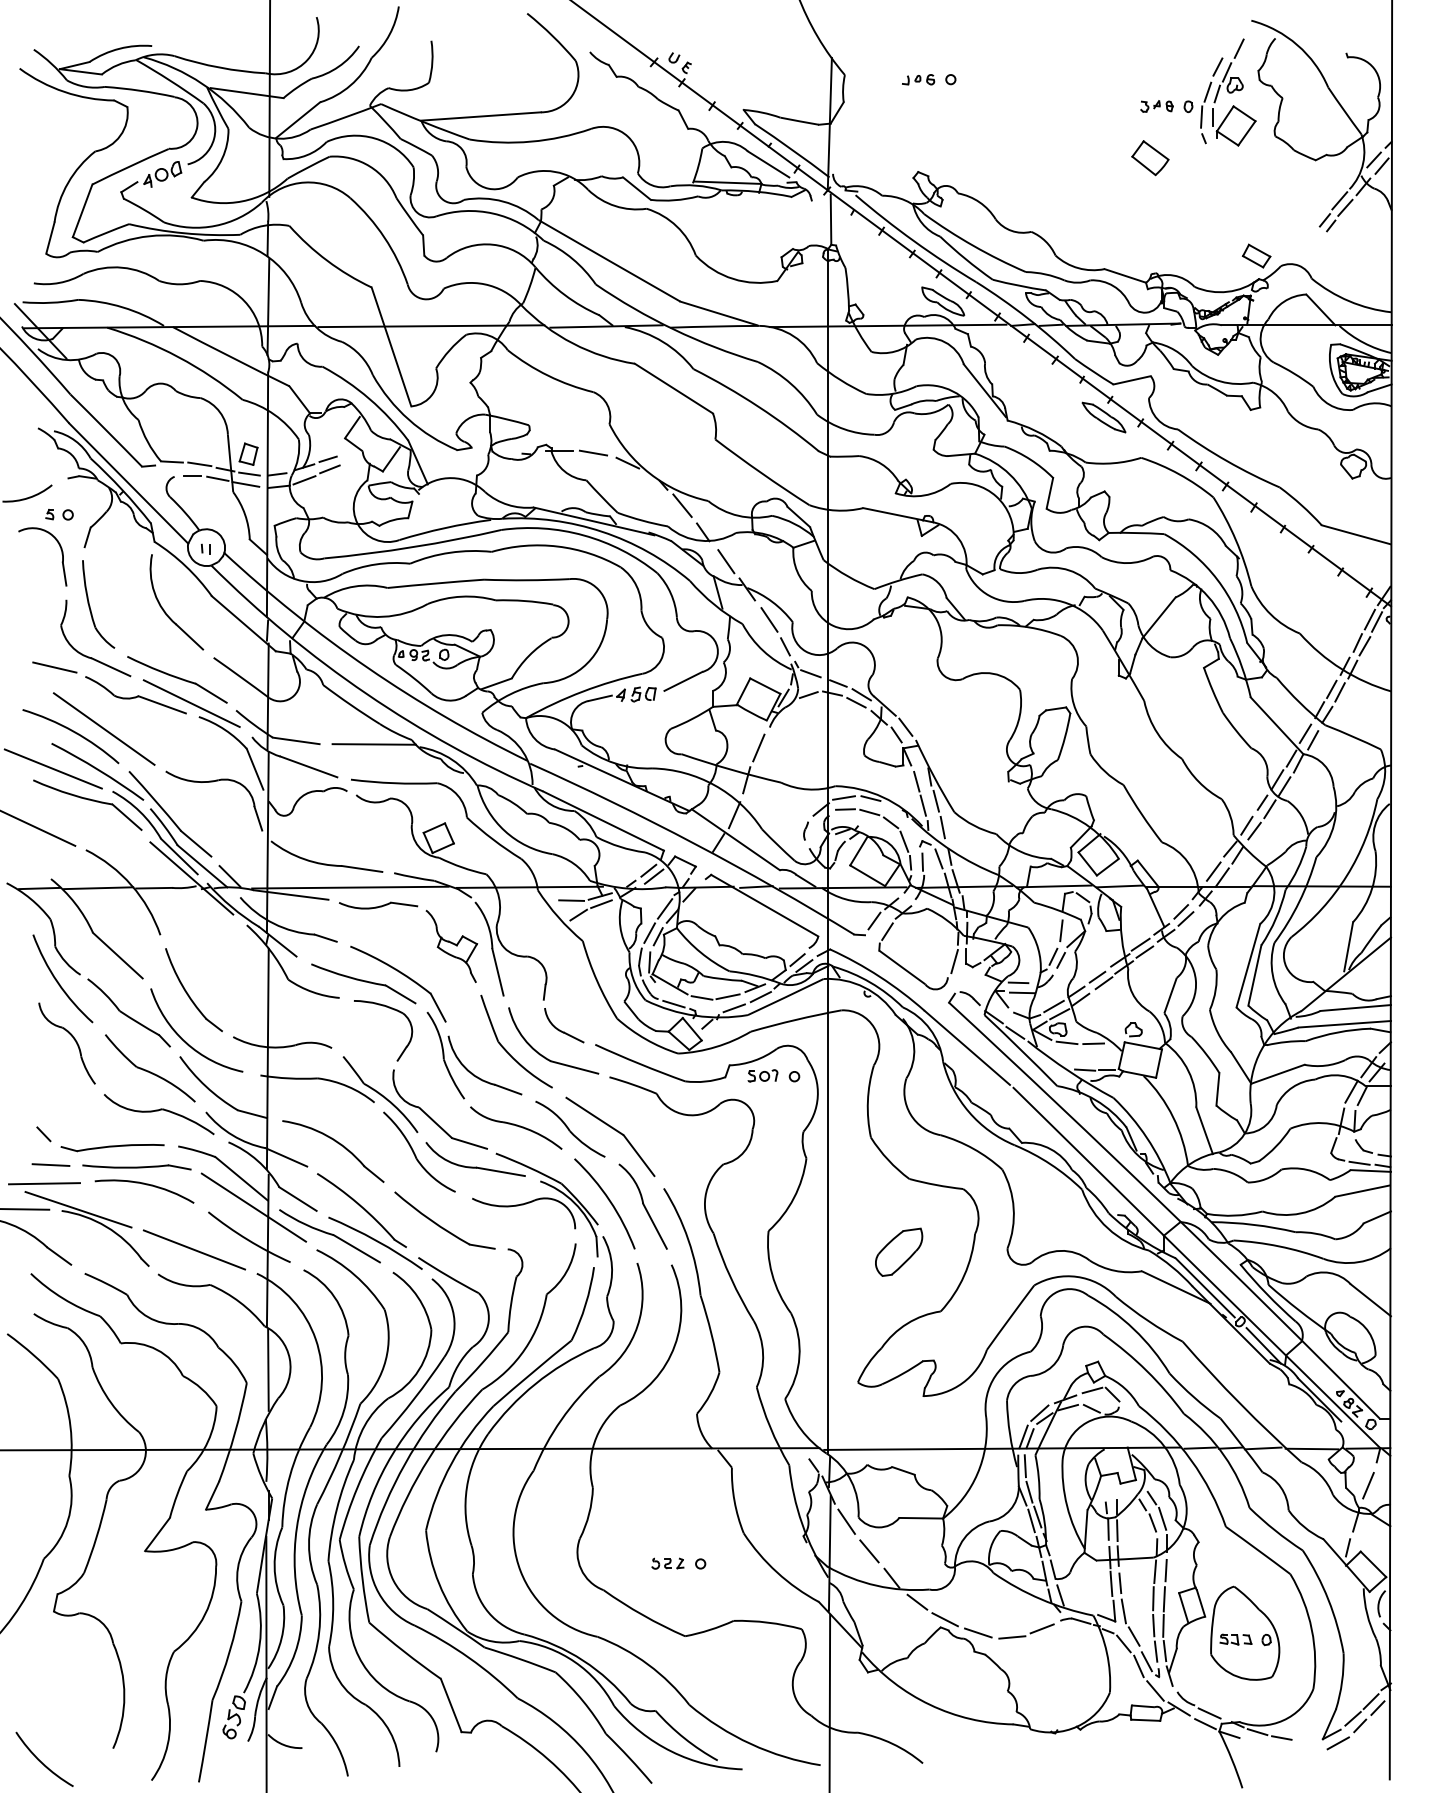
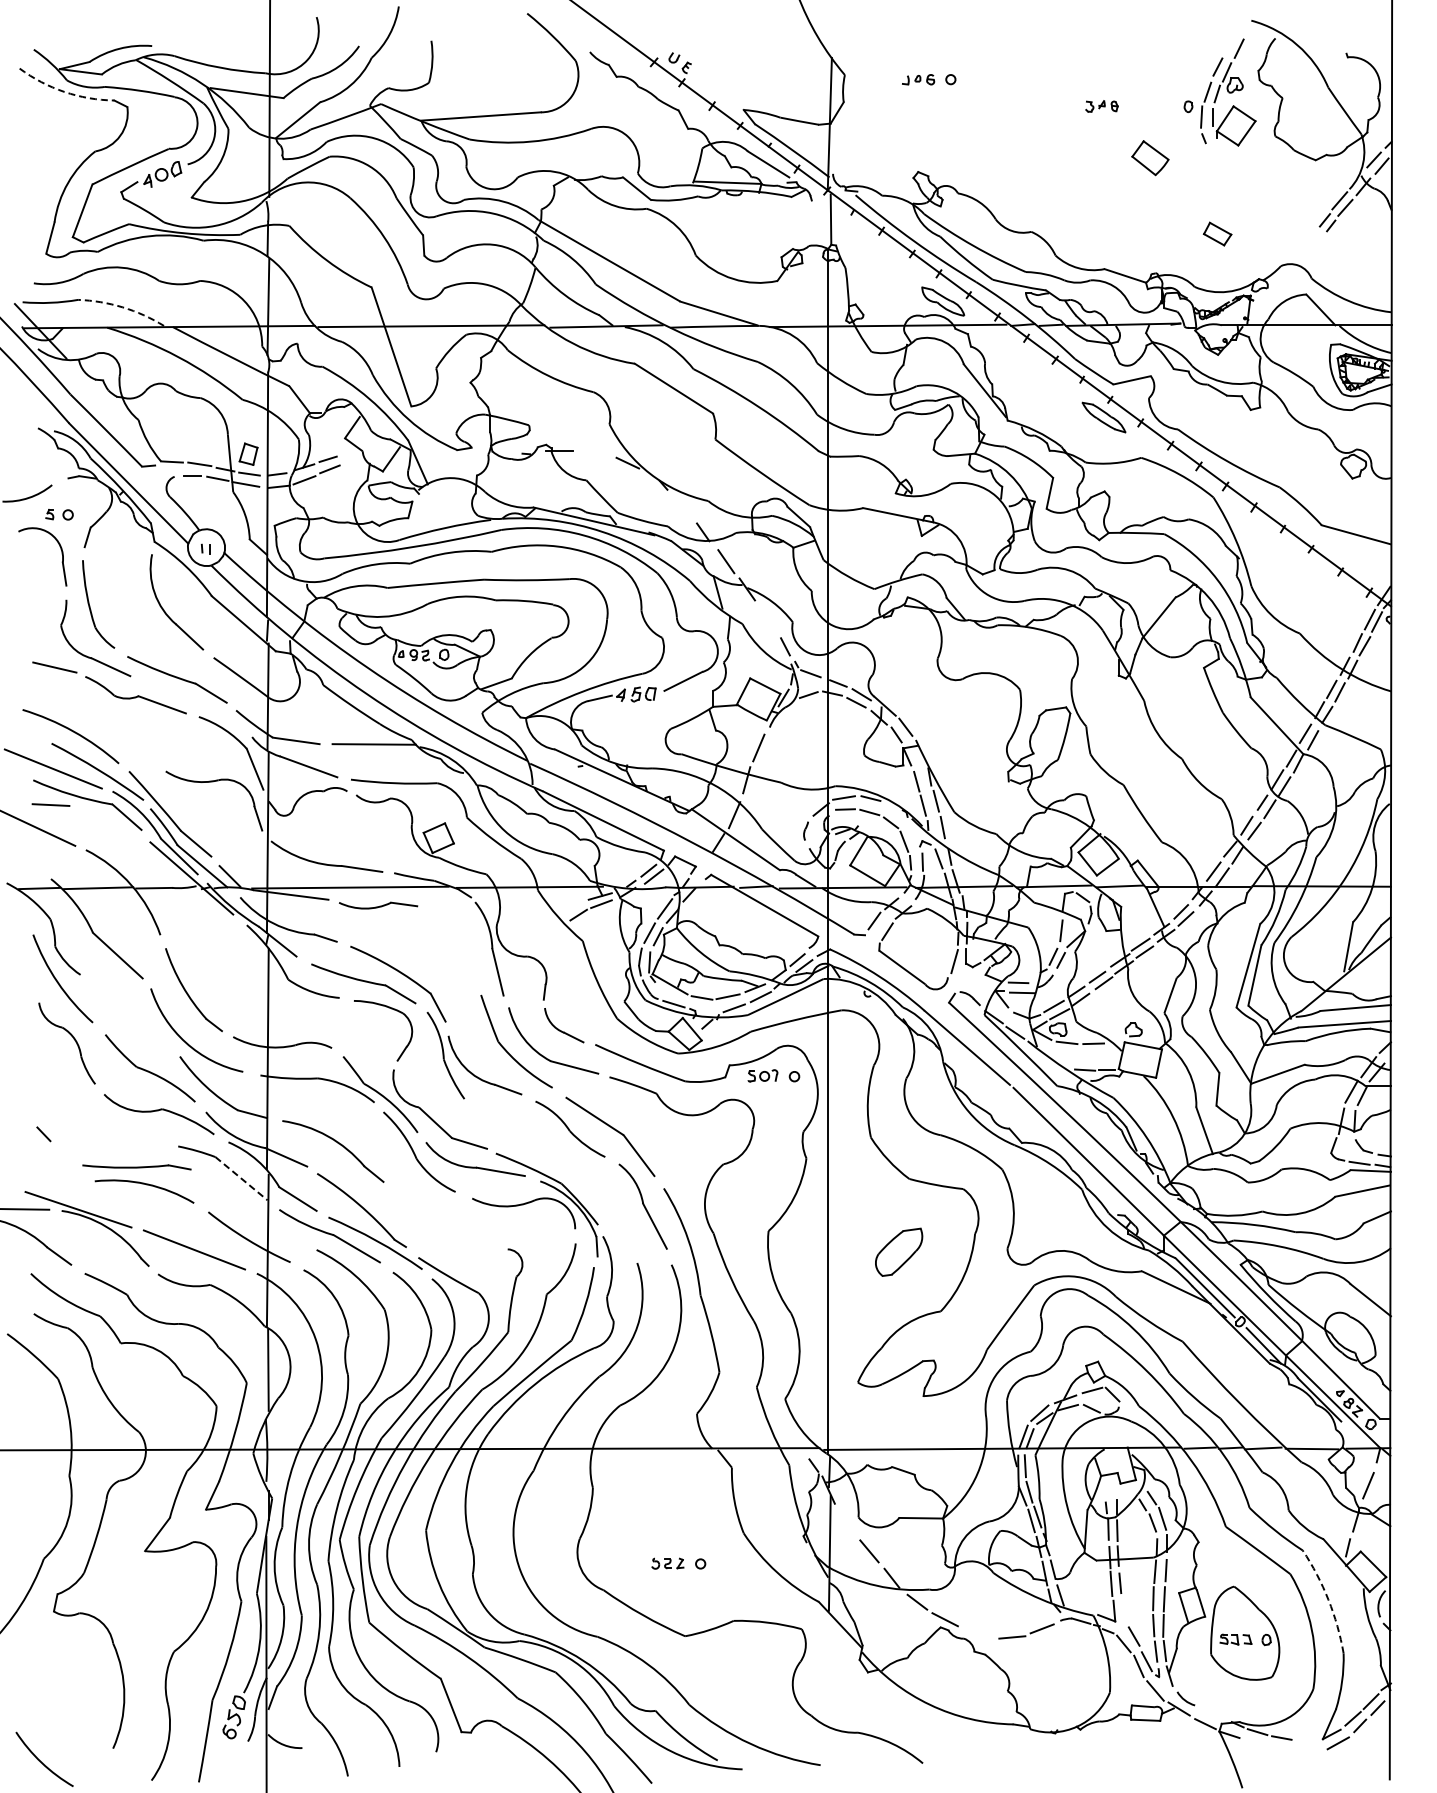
arc: solid -> dashed (64, 91)
part position: (1156, 106) -> (1101, 106) (1101, 106)
part position: (1256, 255) -> (1217, 233) (1217, 233)
arc: solid -> dashed (122, 307)
line: present -> none (593, 452)
line: present -> none (682, 505)
line: present -> none (769, 619)
line: present -> none (191, 703)
line: present -> none (103, 728)
line: present -> none (571, 900)
part: present -> none (451, 946)
part: present -> none (128, 1012)
part: present -> none (516, 1127)
part: present -> none (112, 1148)
line position: (50, 1164) -> (50, 804) (50, 804)
line: solid -> dashed (241, 1178)
line: present -> none (44, 1183)
arc: present -> none (607, 1199)
line: present -> none (253, 1207)
part: present -> none (440, 1225)
line: present -> none (846, 1521)
arc: solid -> dashed (1328, 1599)
line: present -> none (1123, 1611)
line: present -> none (978, 1632)
line: present -> none (829, 1701)
line: present -> none (1209, 1713)
